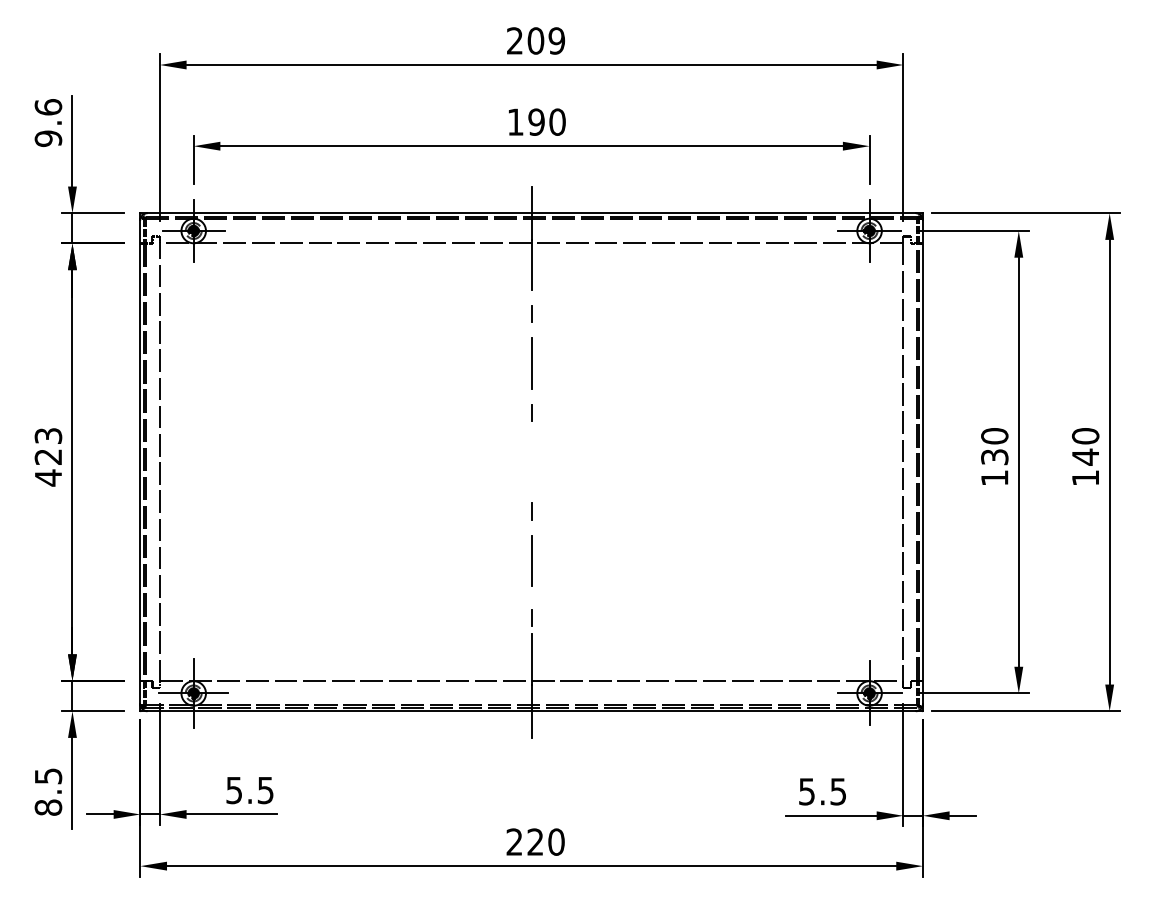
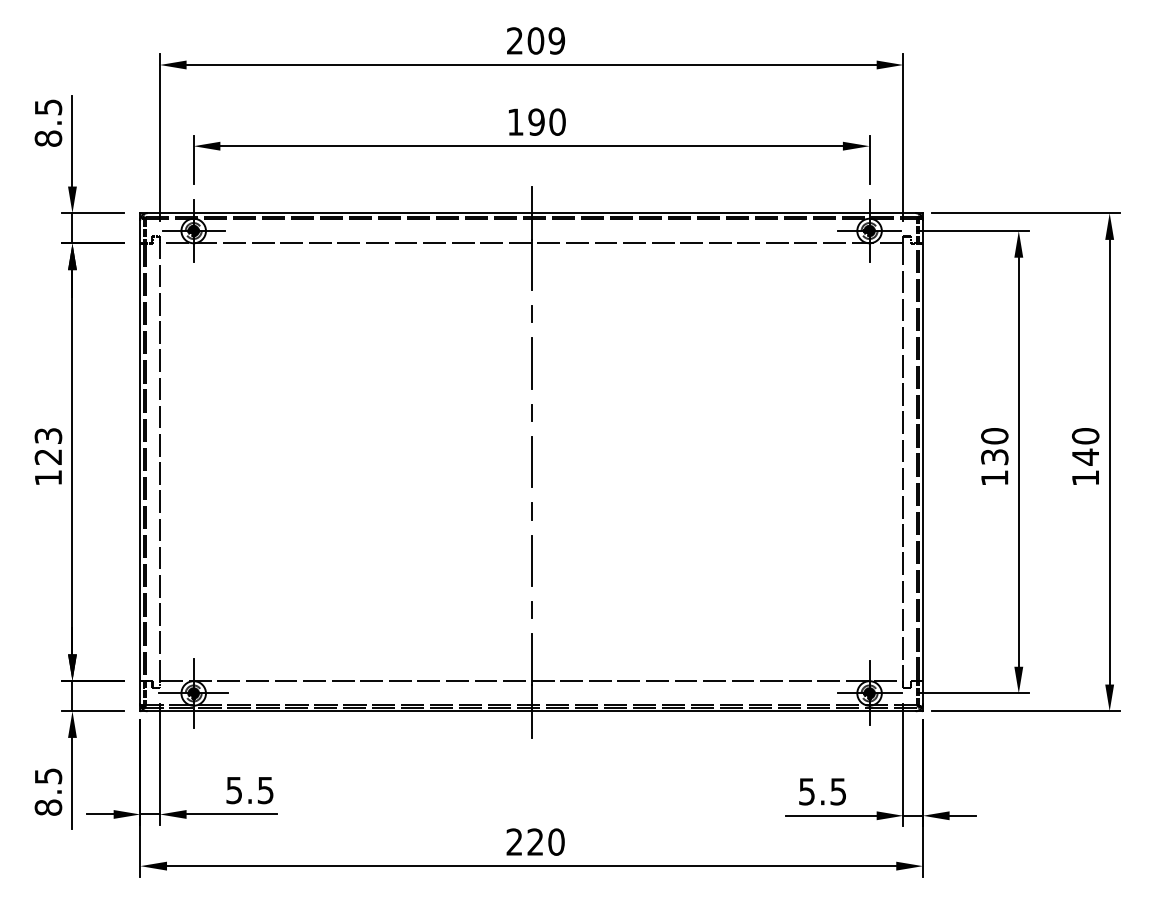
text: 9.6 -> 8.5 (48, 123)
line: none -> present (531, 461)
text: 423 -> 123 (48, 477)
line position: (531, 617) -> (531, 609) (531, 609)
